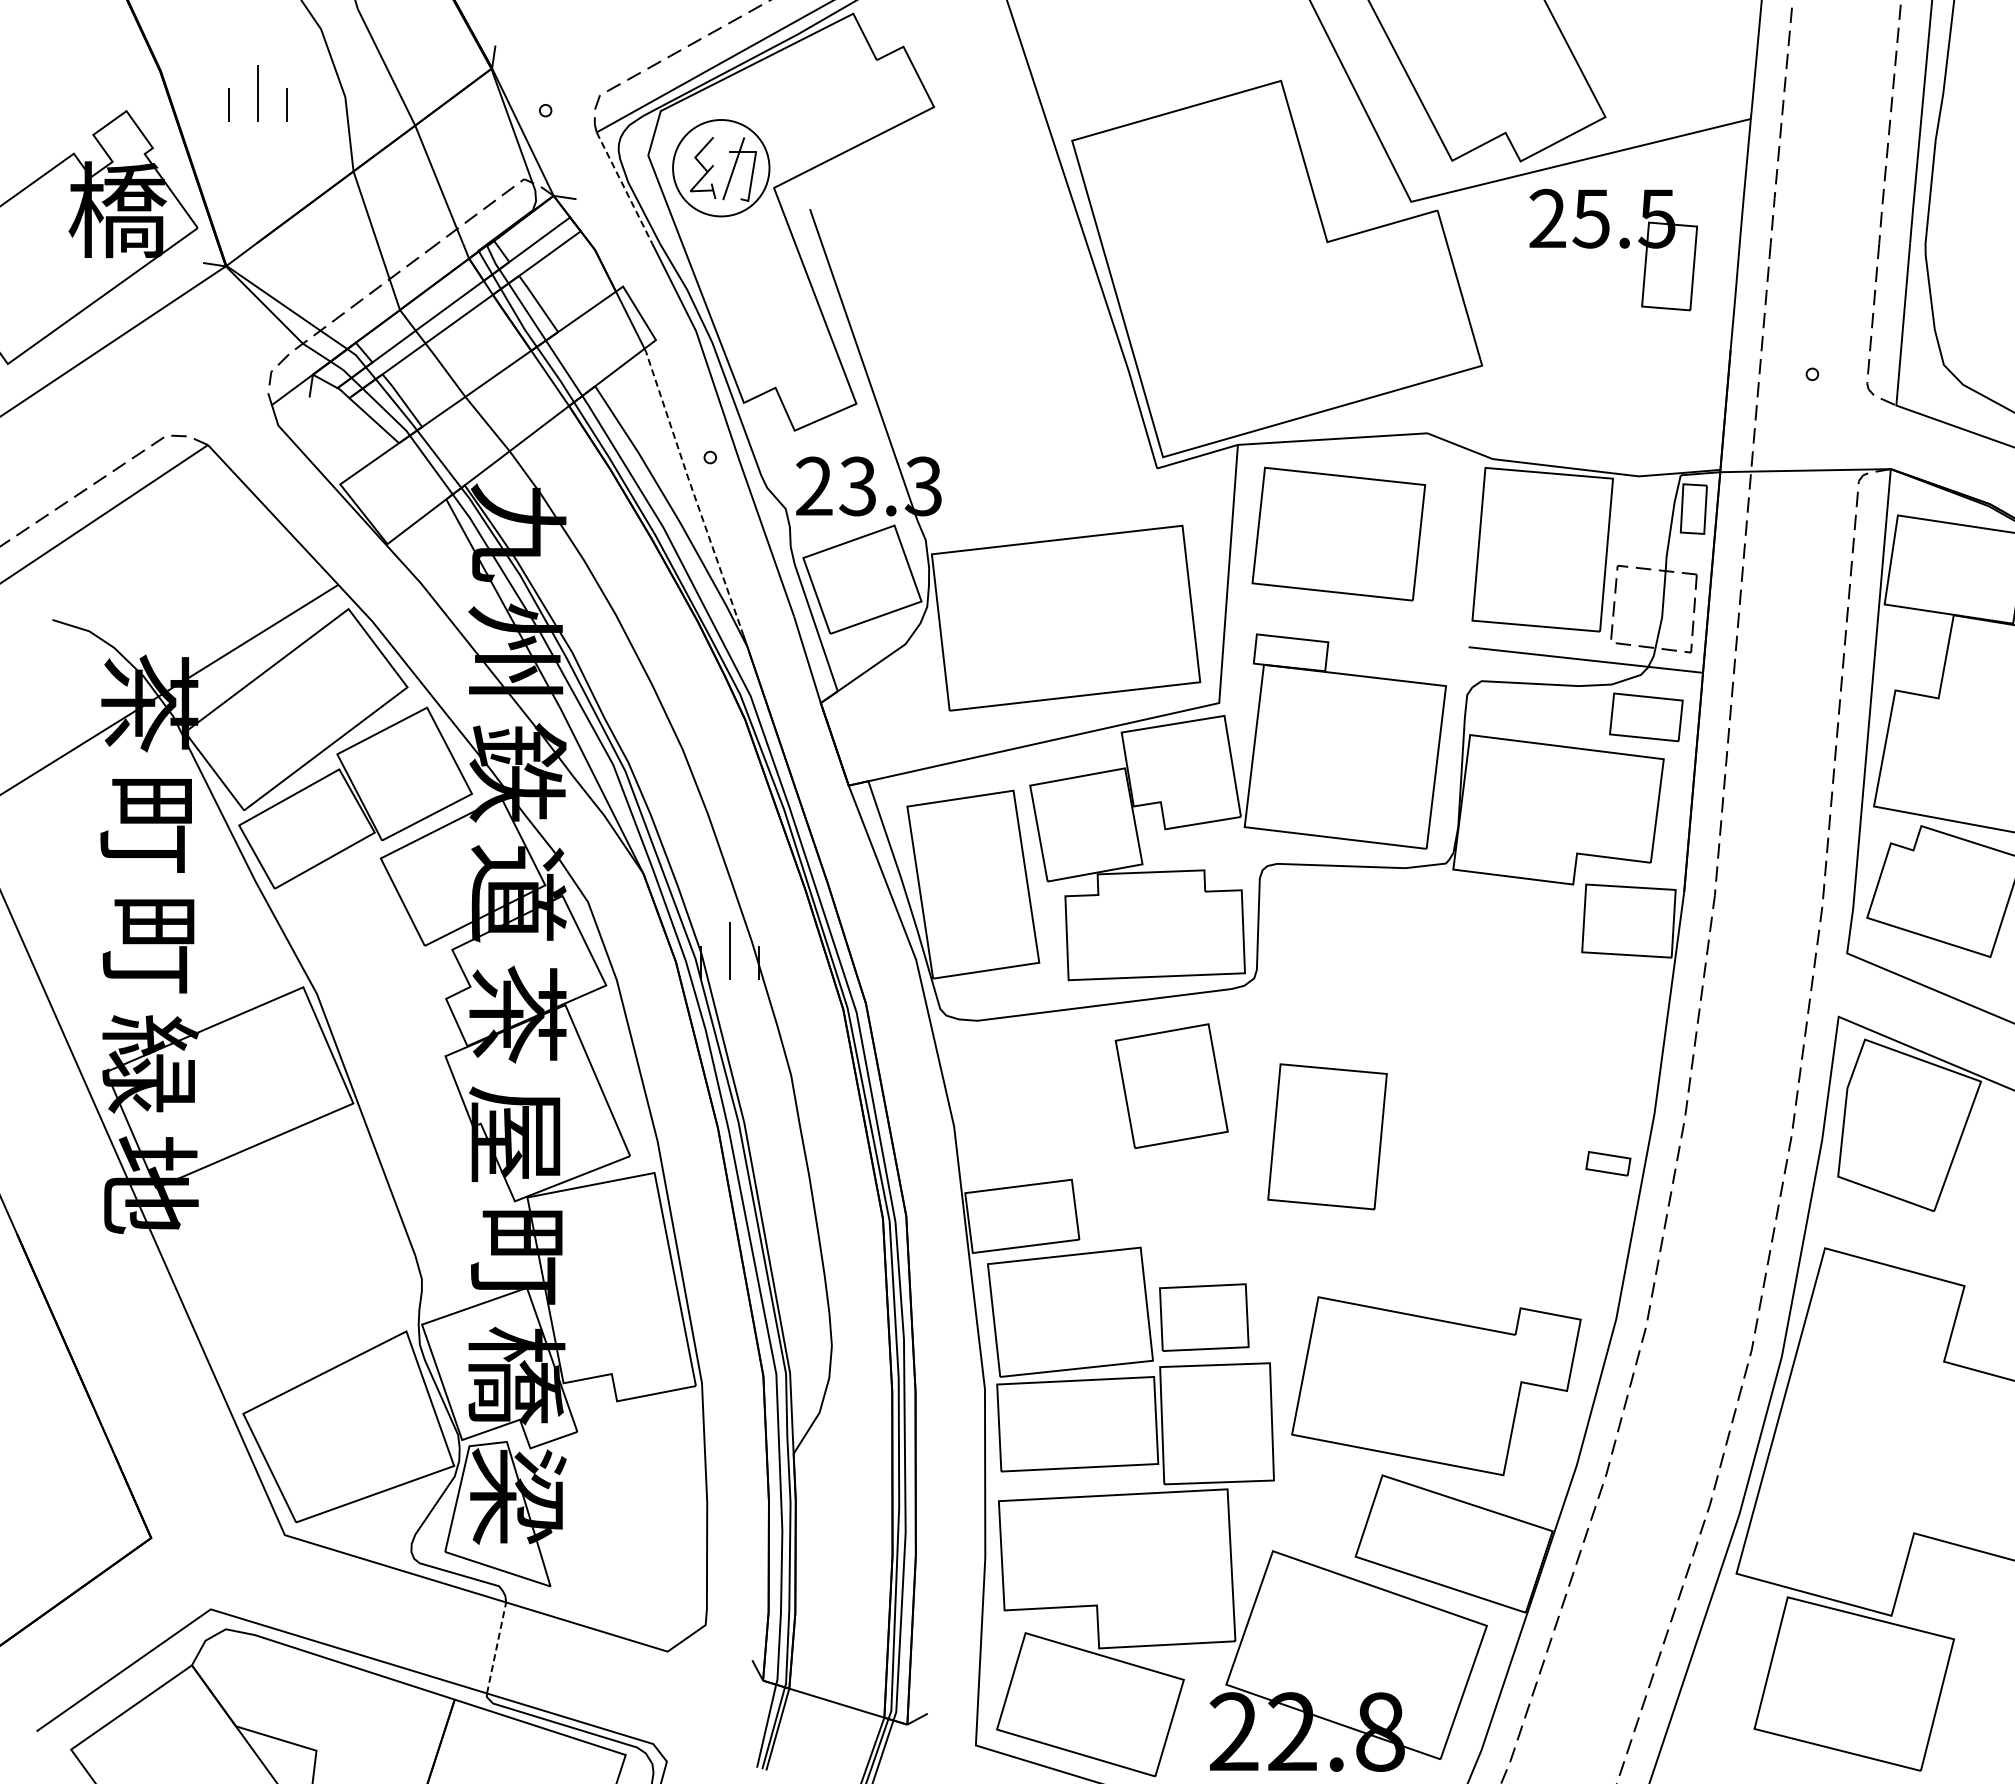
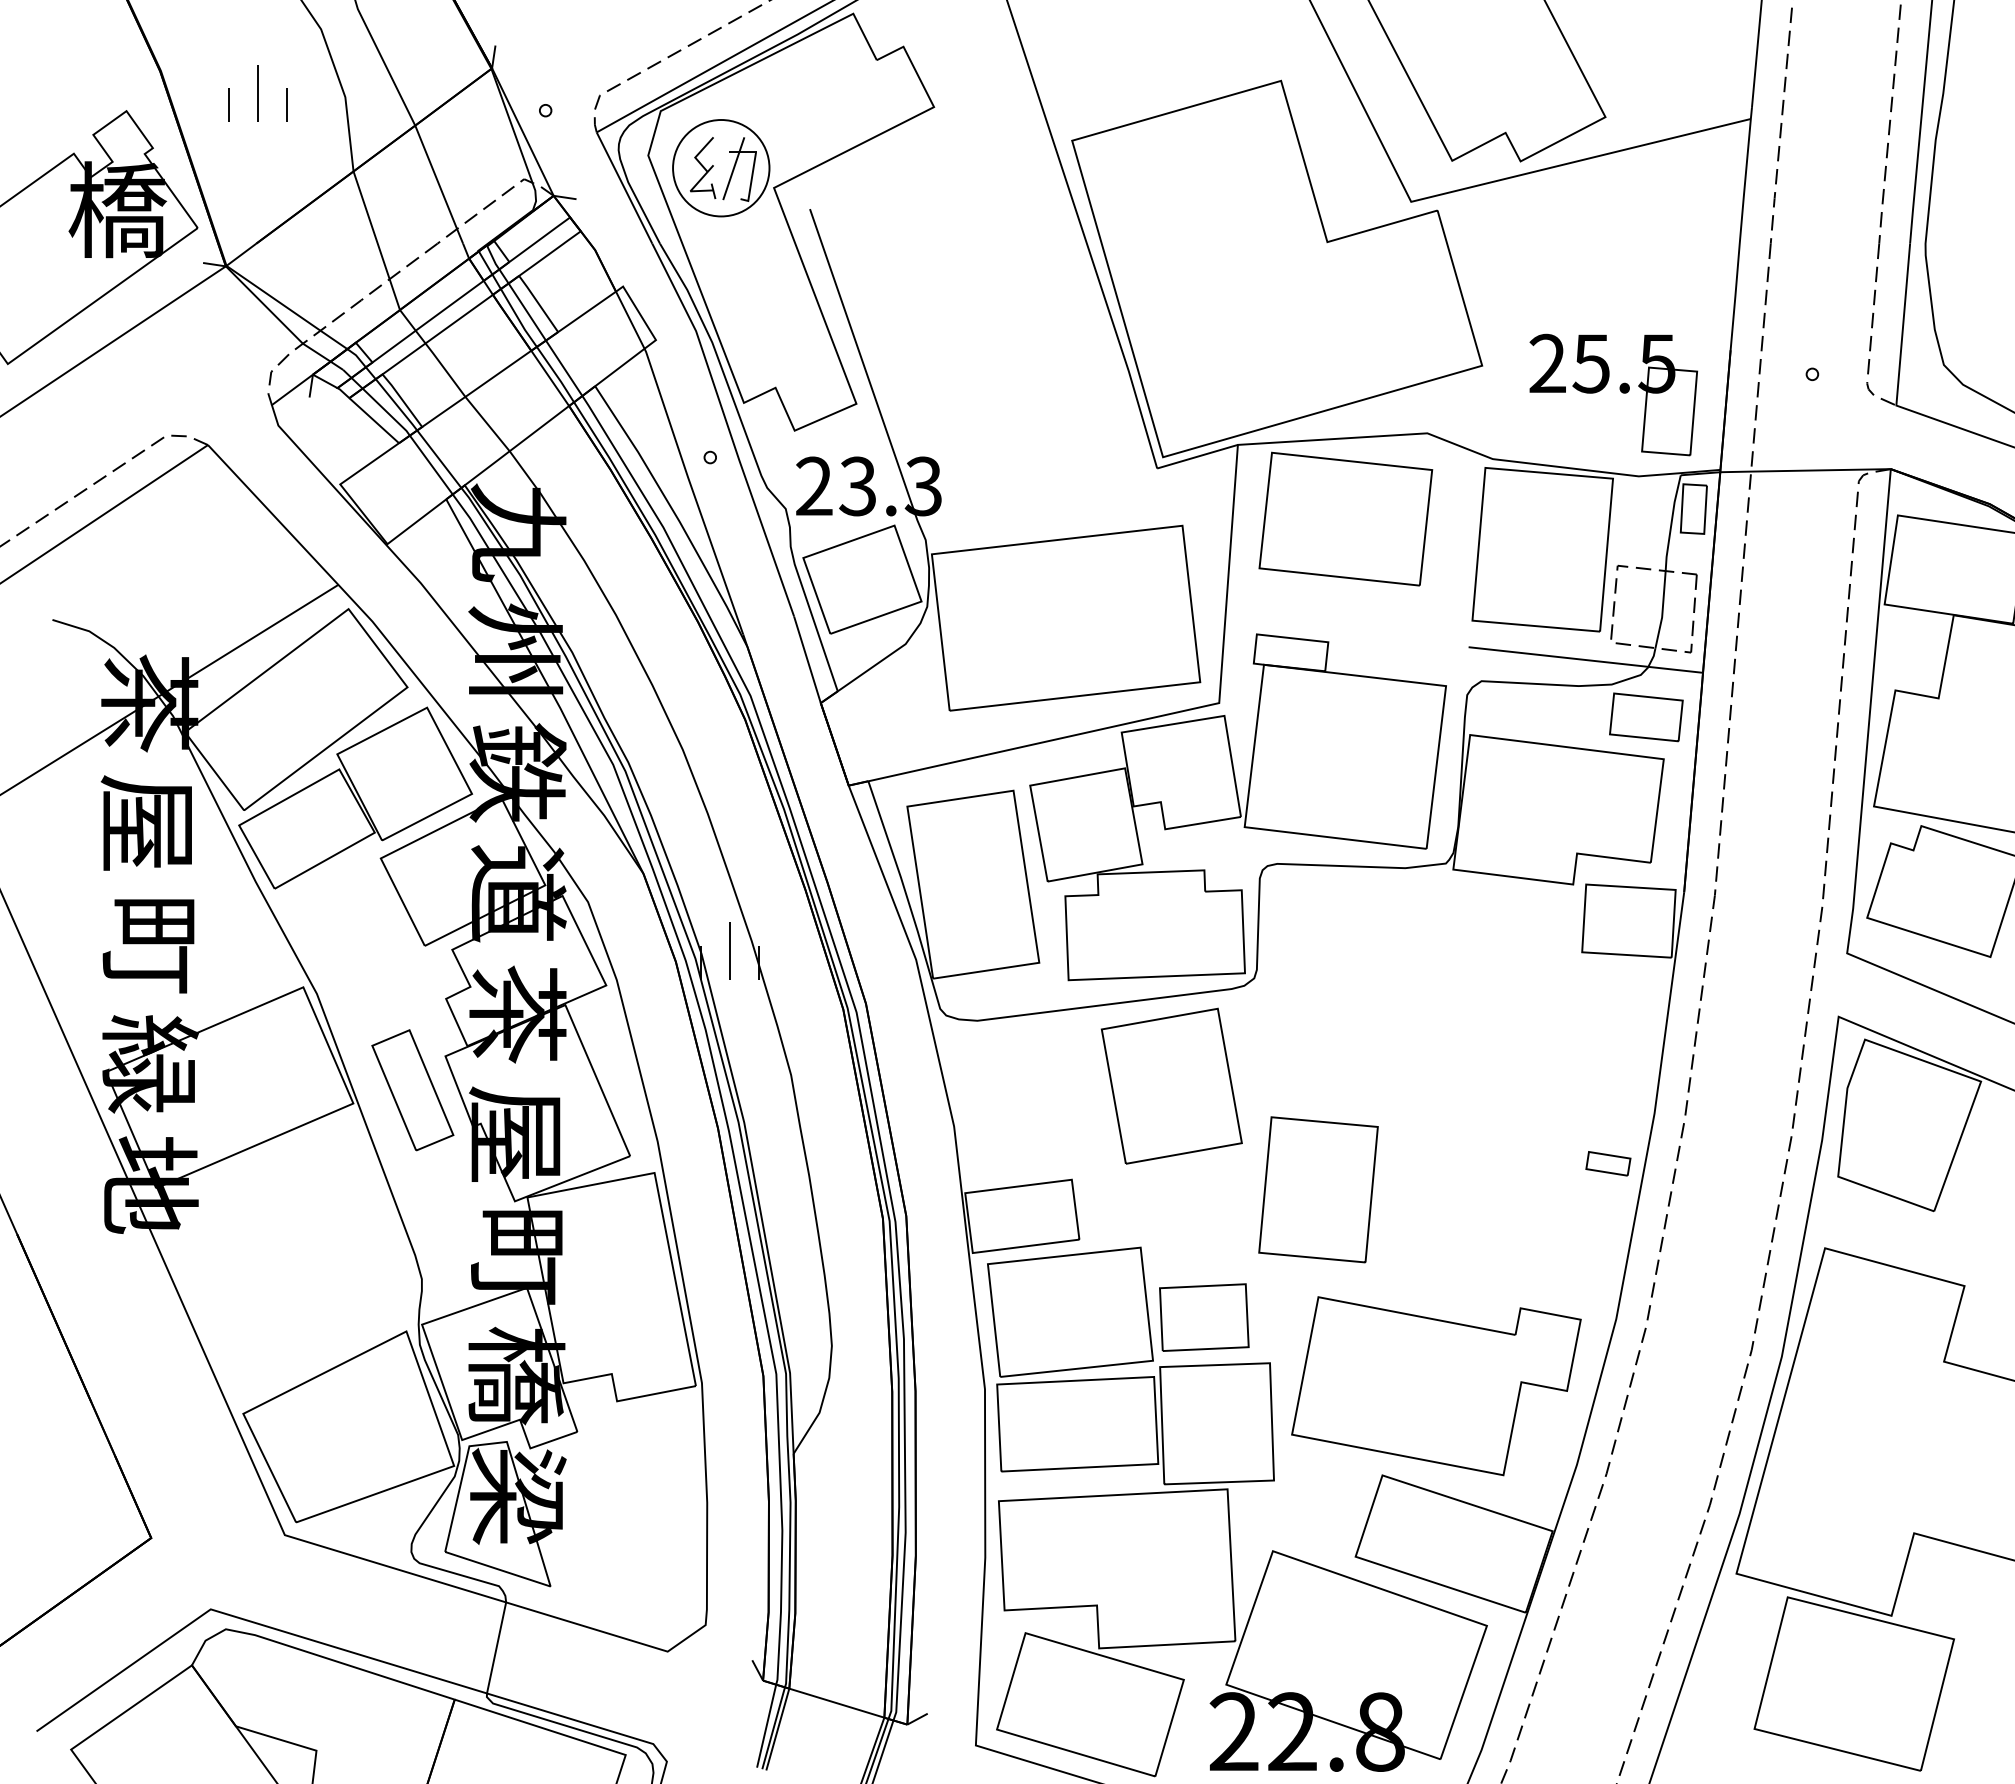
line: dashed -> solid (624, 188)
part position: (1620, 246) -> (1620, 391) (1620, 391)
line: dashed -> solid (692, 491)
part position: (1338, 533) -> (1345, 518) (1345, 518)
text: 町 -> 屋 (145, 823)
part size: 115x127 px -> 143x158 px (1171, 1085)
part: none -> present (412, 1090)
part position: (1327, 1136) -> (1318, 1189) (1318, 1189)
line: dashed -> solid (496, 1647)
